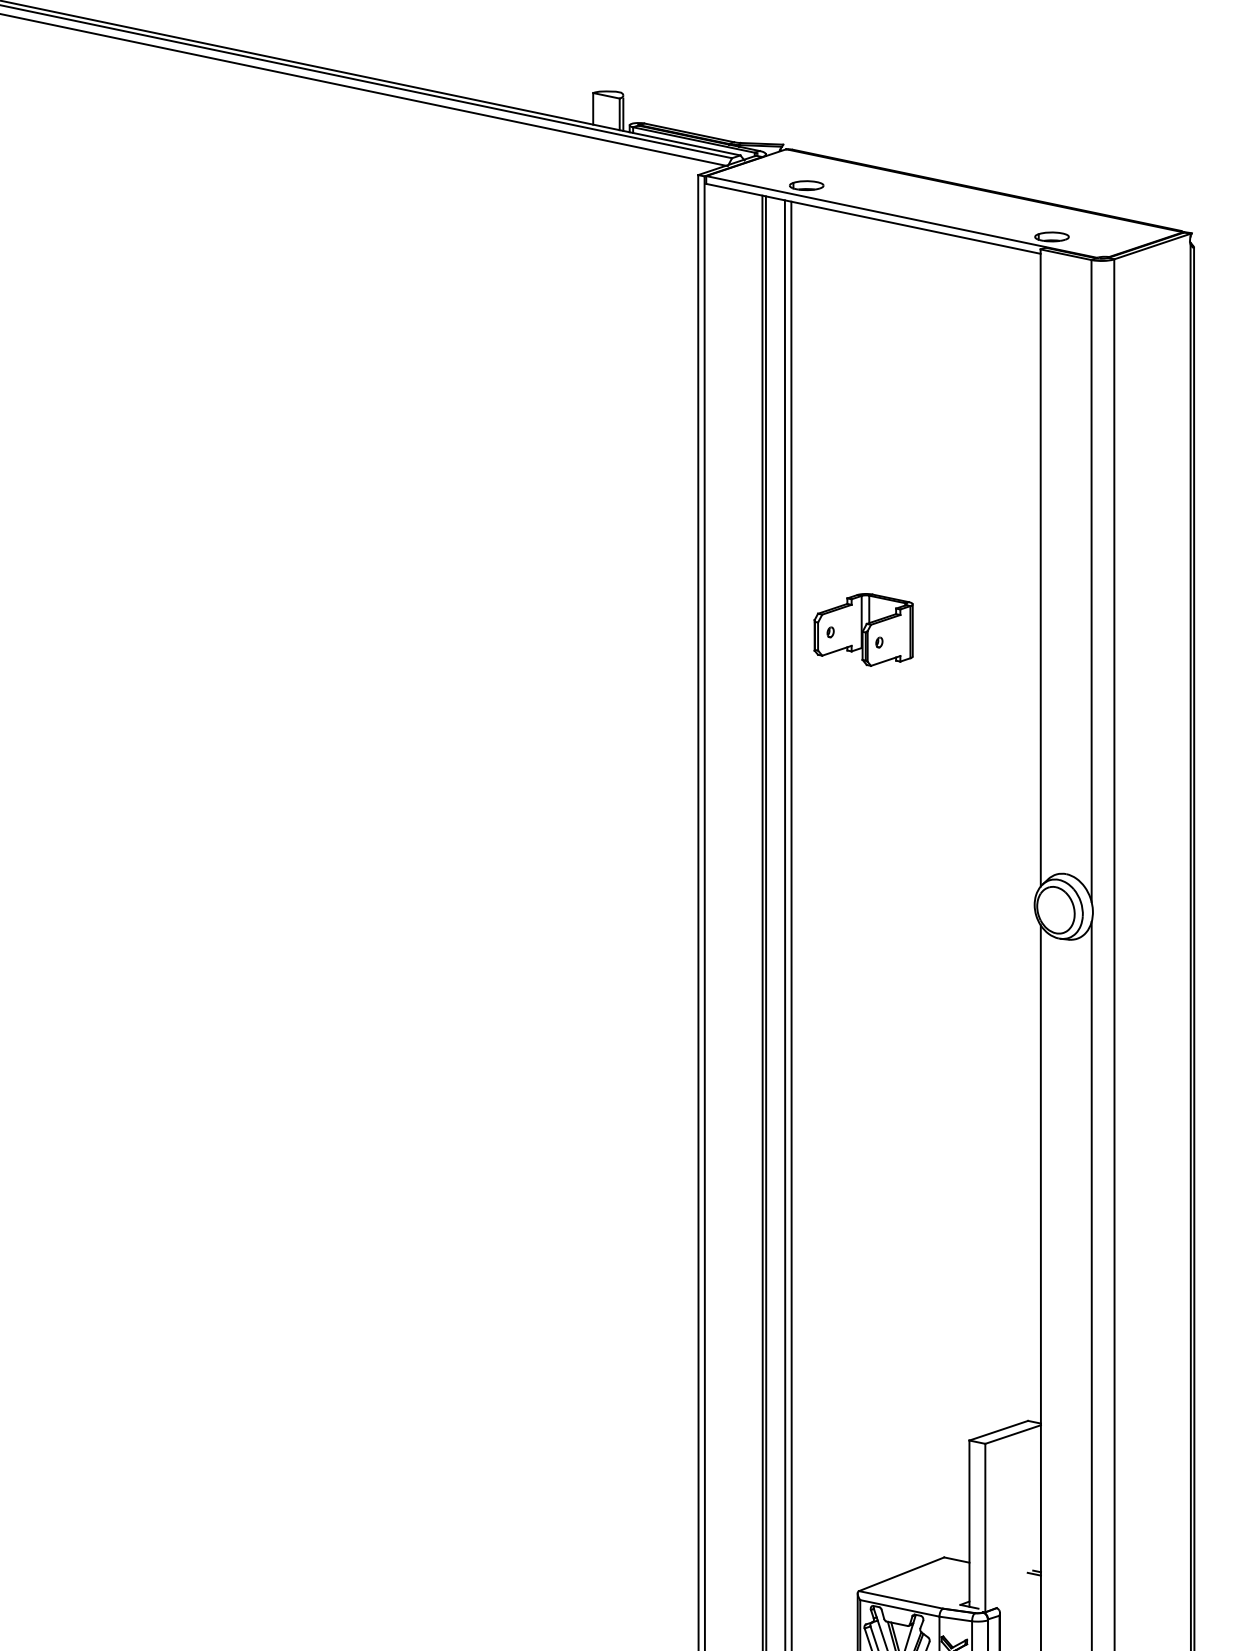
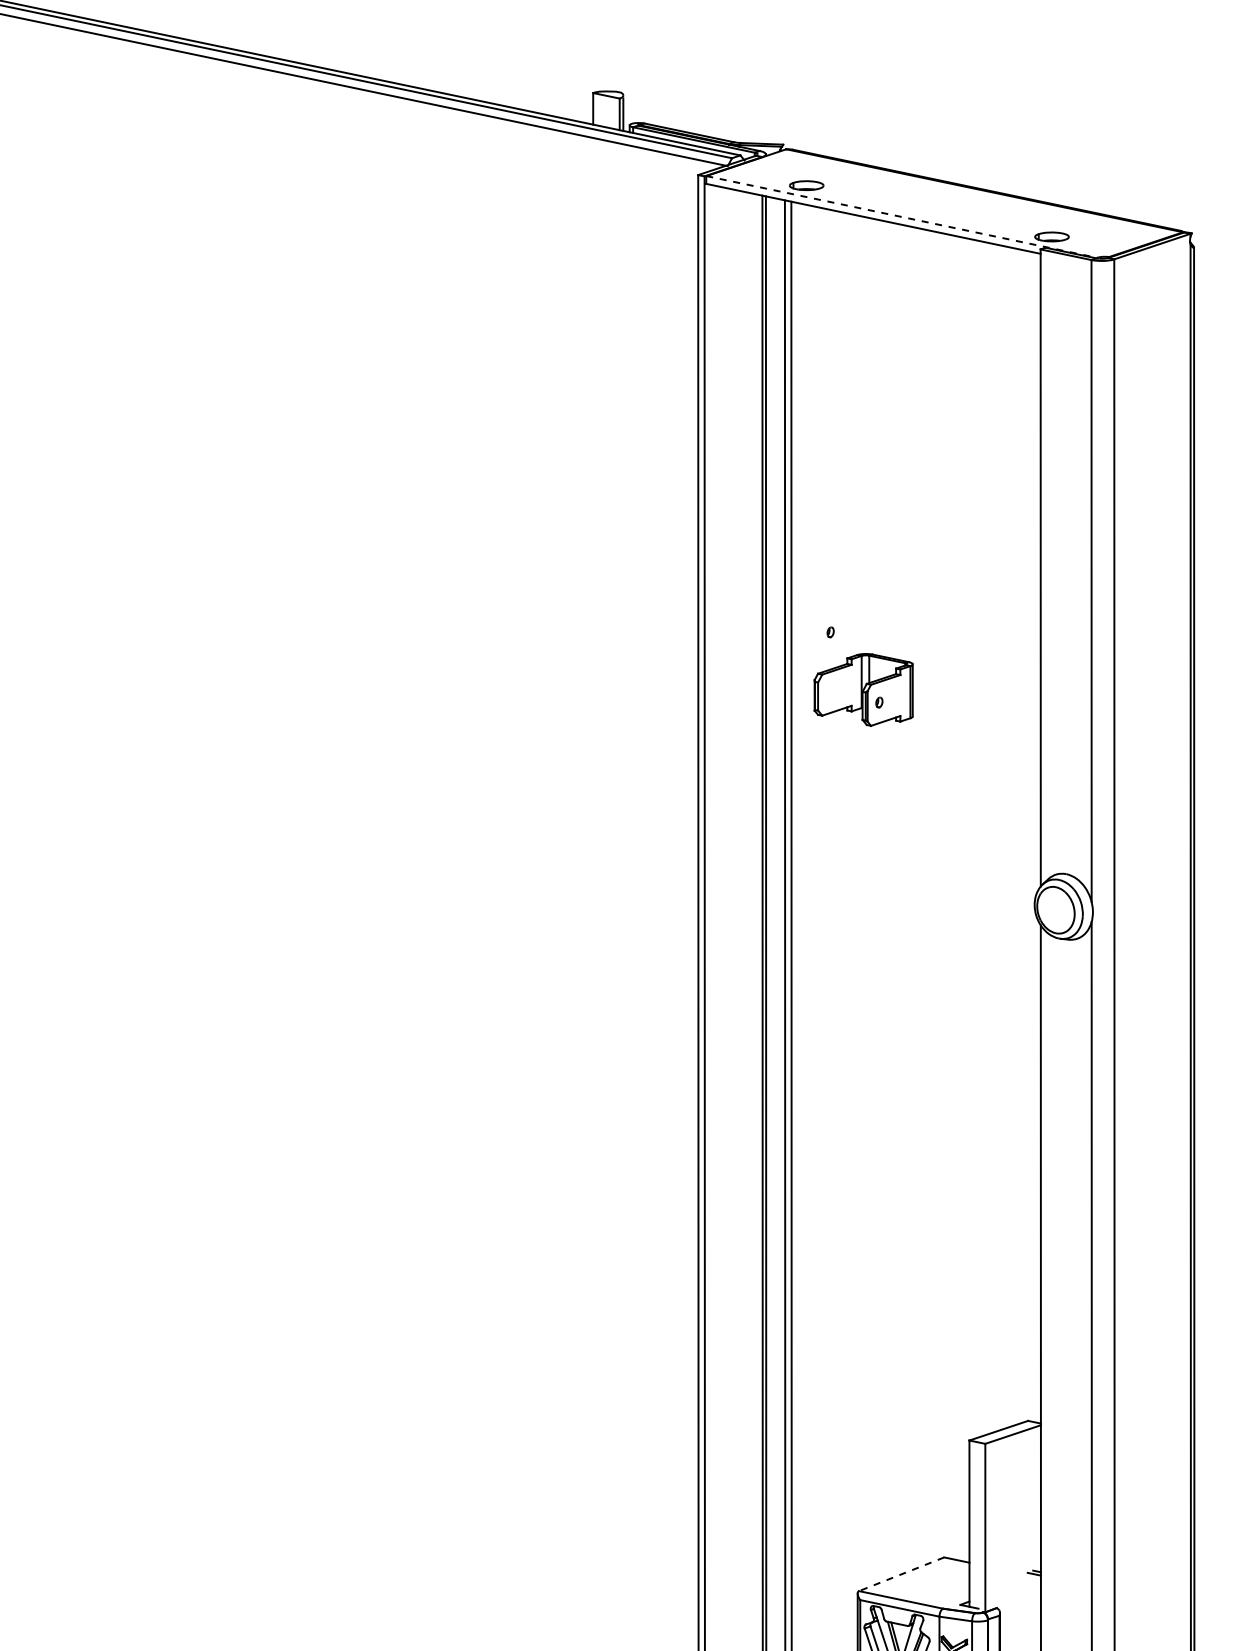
line: solid -> dashed (901, 216)
part position: (863, 629) -> (863, 689) (863, 689)
line: solid -> dashed (901, 1574)
